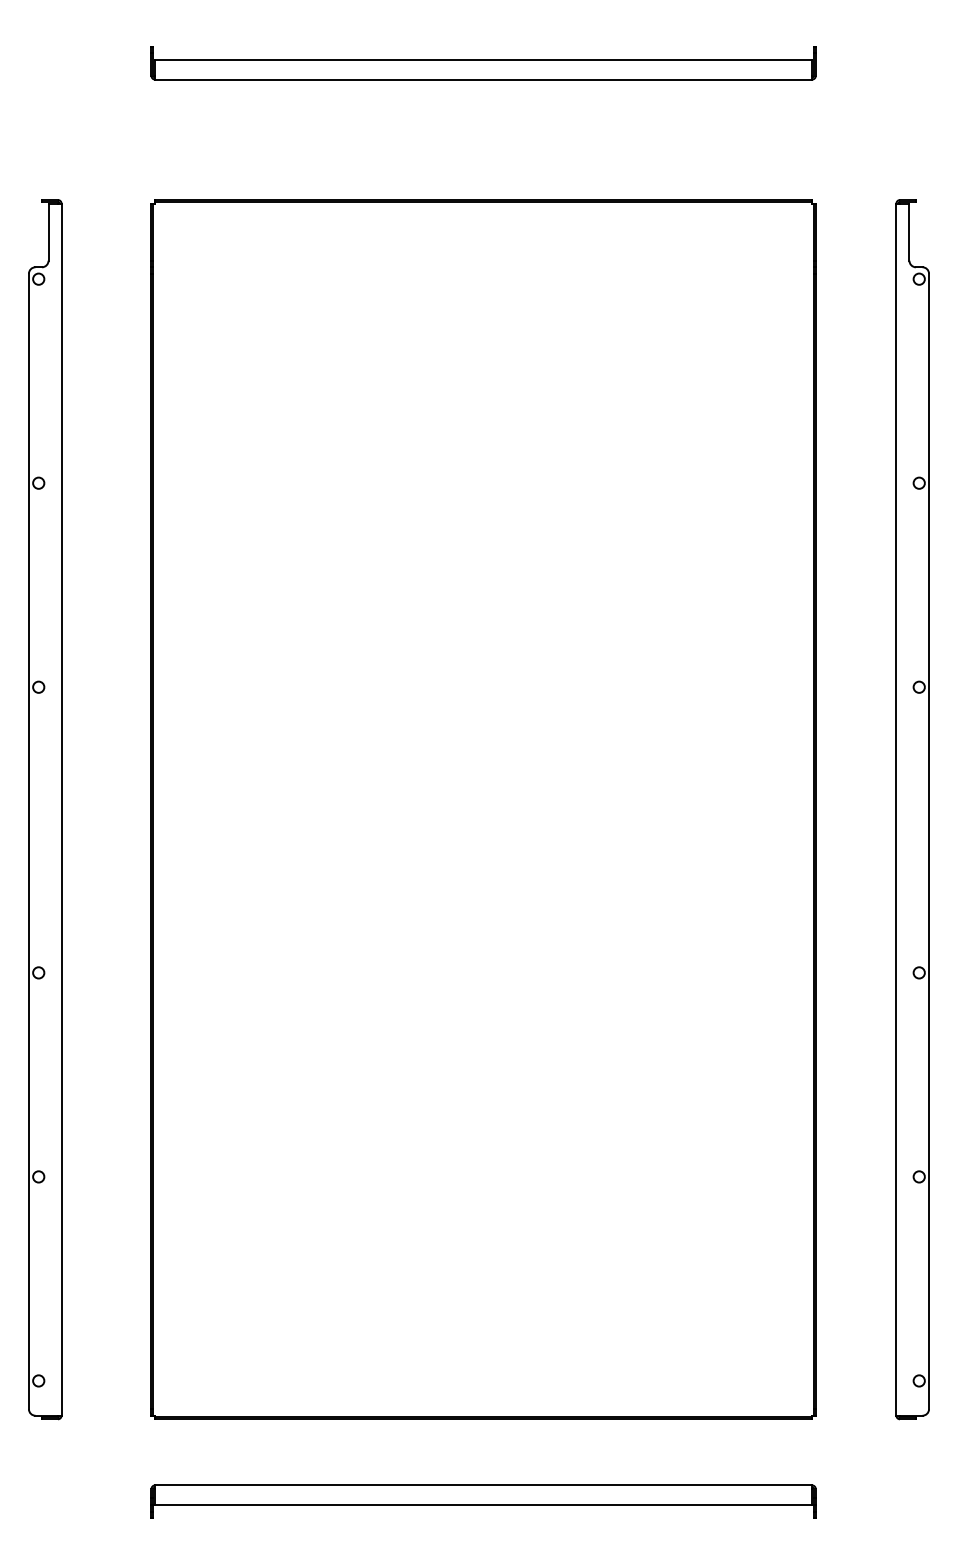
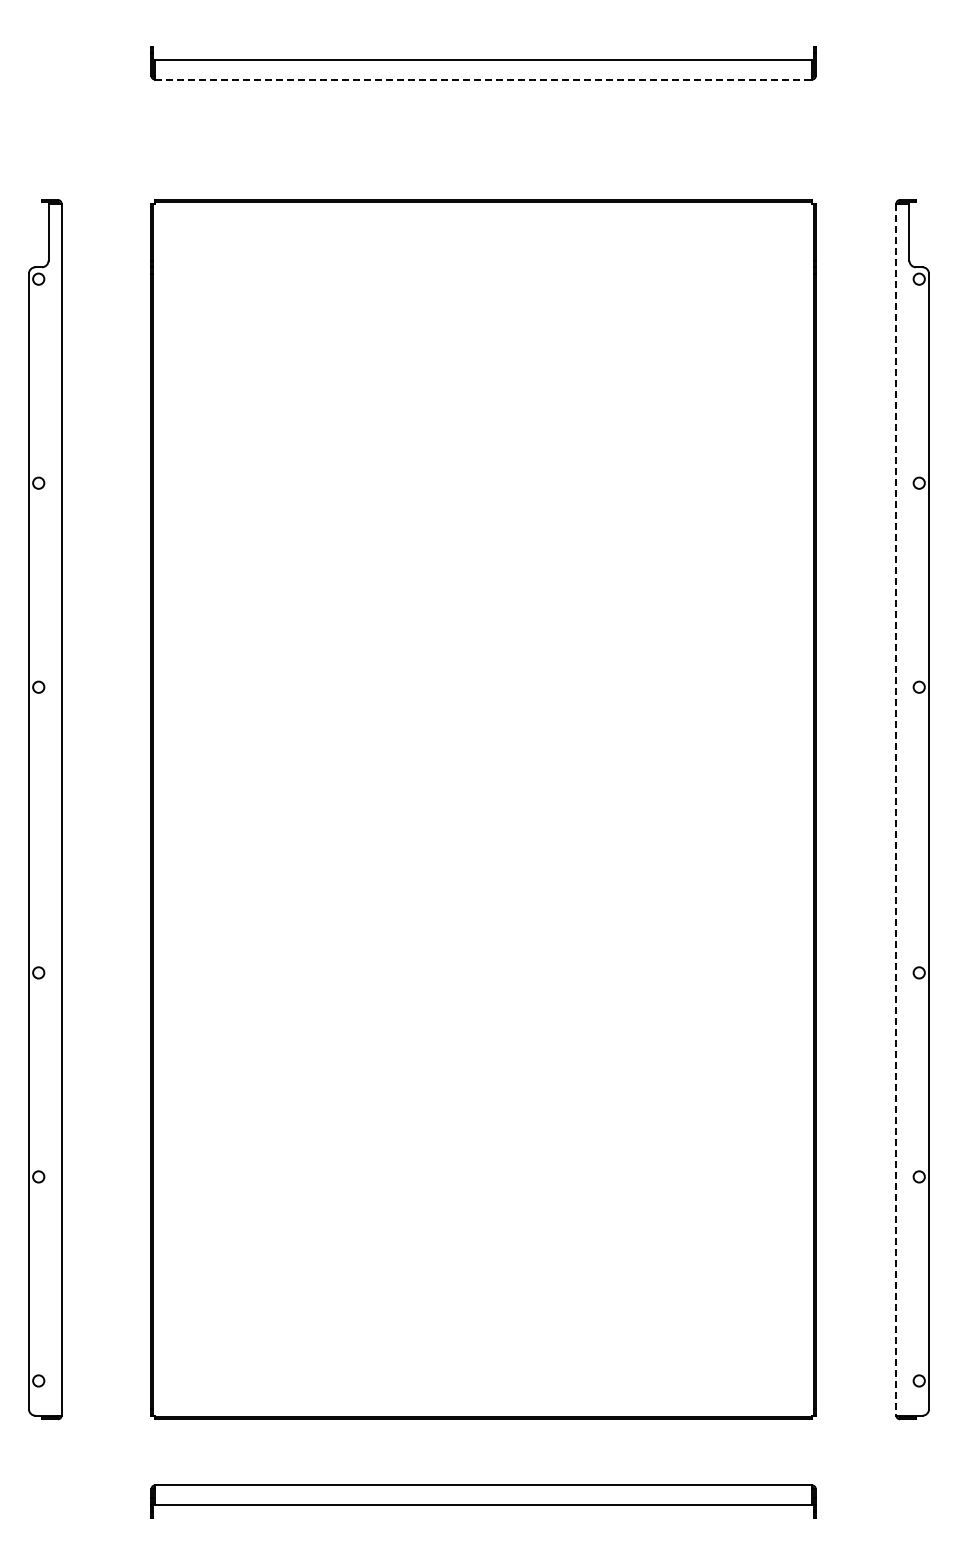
line: solid -> dashed (483, 79)
line: solid -> dashed (896, 810)
